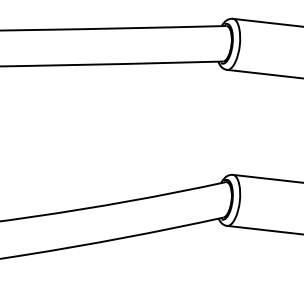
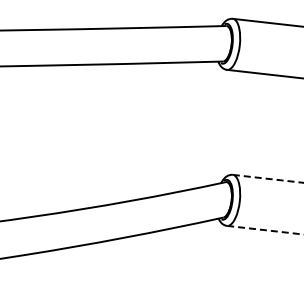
line: solid -> dashed (268, 178)
line: solid -> dashed (265, 230)
